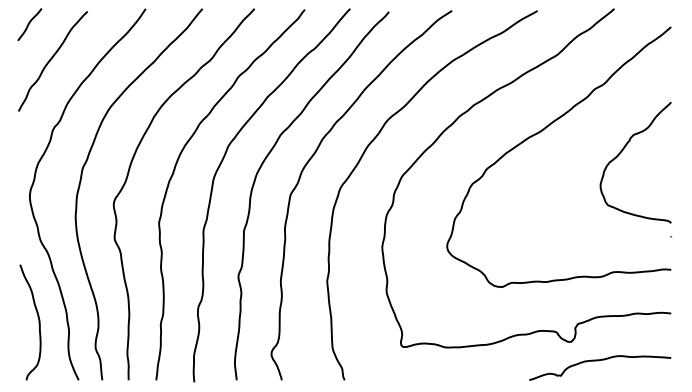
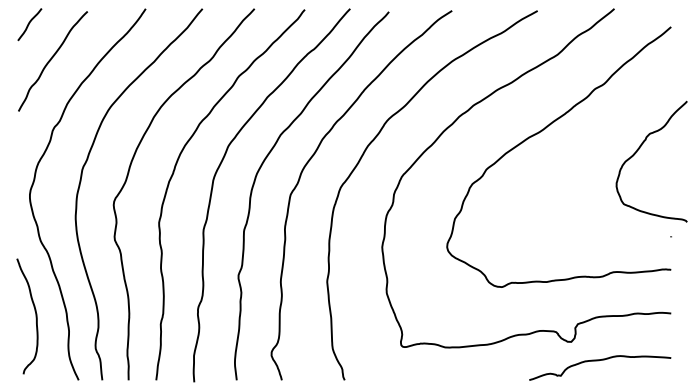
curve position: (623, 150) -> (639, 149) (639, 149)
curve position: (38, 322) -> (35, 316) (35, 316)
